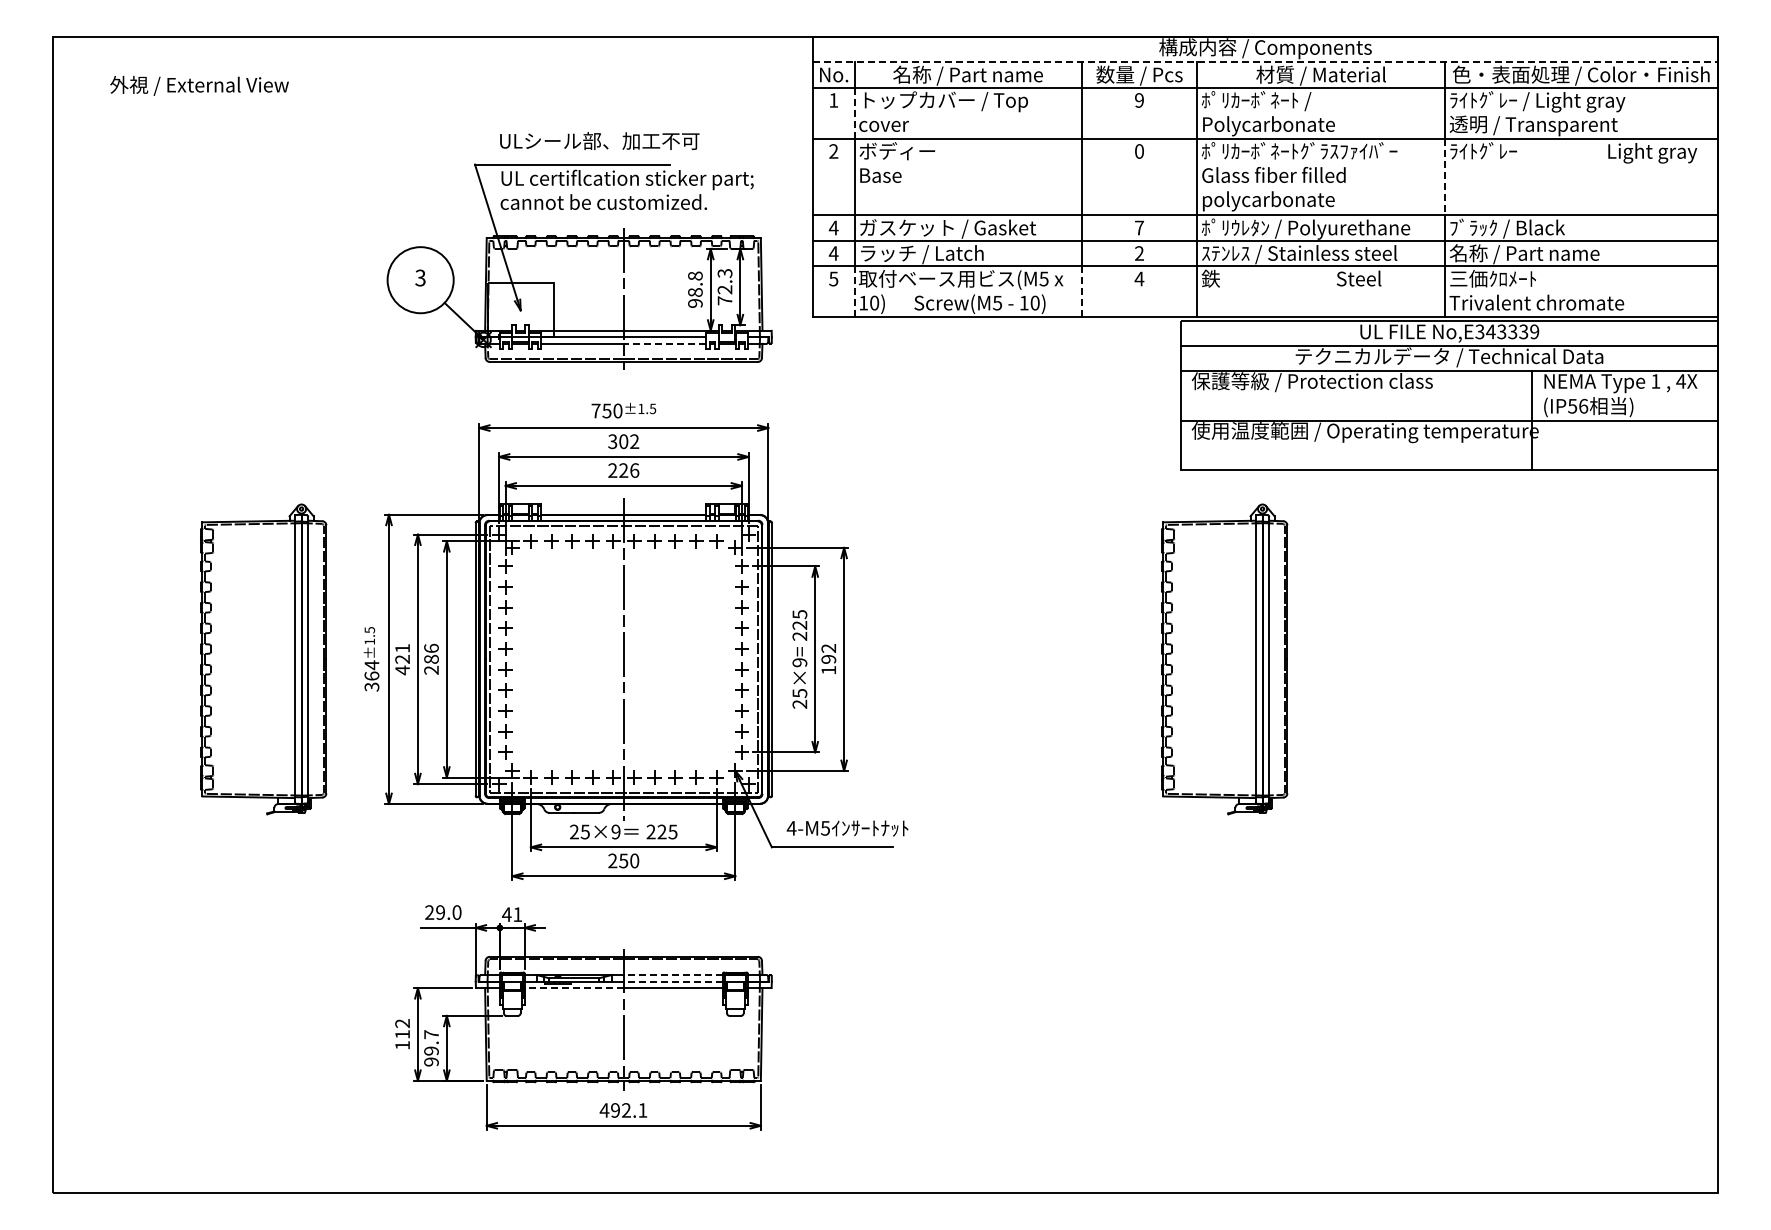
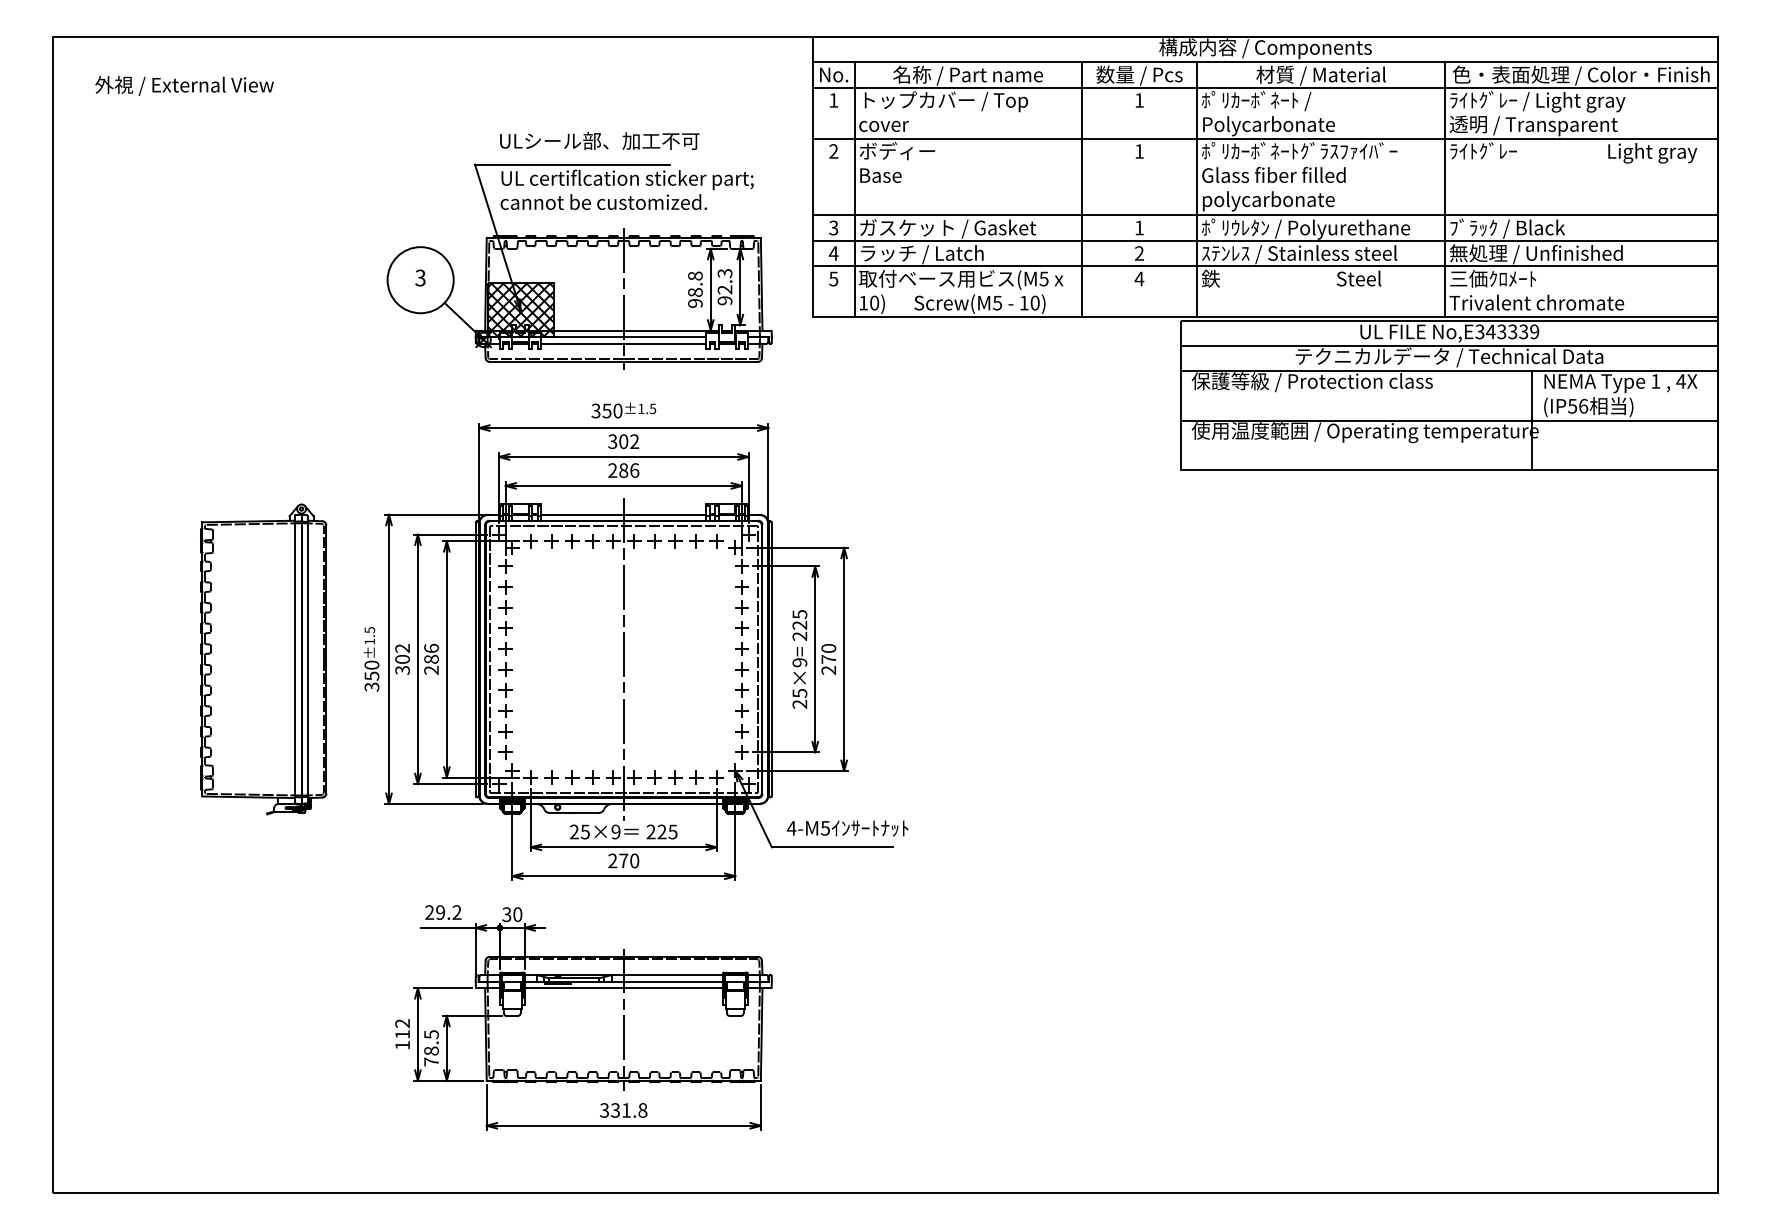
line: dashed -> solid (1266, 62)
text position: (199, 85) -> (184, 85) (184, 85)
text: 9 -> 1 (1139, 100)
line: dashed -> solid (854, 113)
text: 0 -> 1 (1139, 151)
line: dashed -> solid (1445, 177)
text: 4 -> 3 (833, 227)
text: 7 -> 1 (1139, 227)
text: 名称 / Part name -> 無処理 / Unfinished (1536, 254)
line: dashed -> solid (854, 291)
line: dashed -> solid (1081, 291)
text: 72.3 -> 92.3 (724, 300)
hatch: none -> present (520, 310)
line: dashed -> solid (664, 343)
text: 750 -> 350 (595, 410)
text: 226 -> 286 (623, 470)
text: 421 -> 302 (402, 659)
text: 192 -> 270 (828, 659)
part: present -> none (1224, 659)
text: 364 -> 350 (371, 670)
text: 250 -> 270 (623, 860)
text: 29.0 -> 29.2 (456, 912)
text: 41 -> 30 (511, 914)
line: dashed -> solid (673, 975)
line: dashed -> solid (673, 981)
line: dashed -> solid (574, 988)
text: 99.7 -> 78.5 (431, 1048)
text: 492.1 -> 331.8 (623, 1110)
